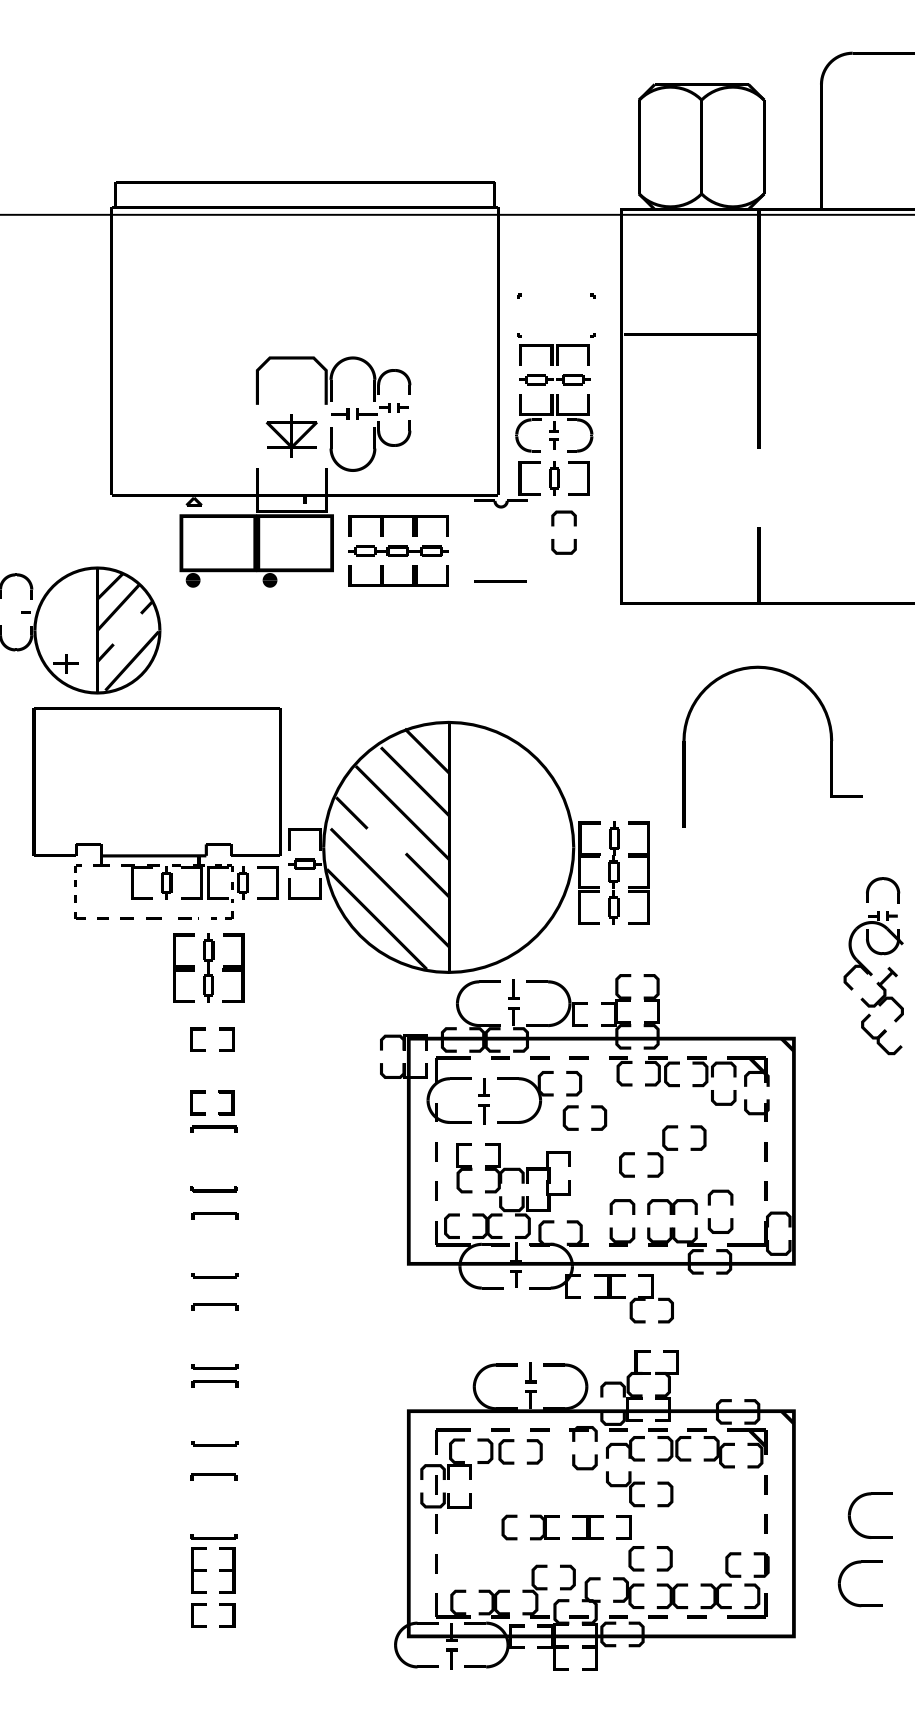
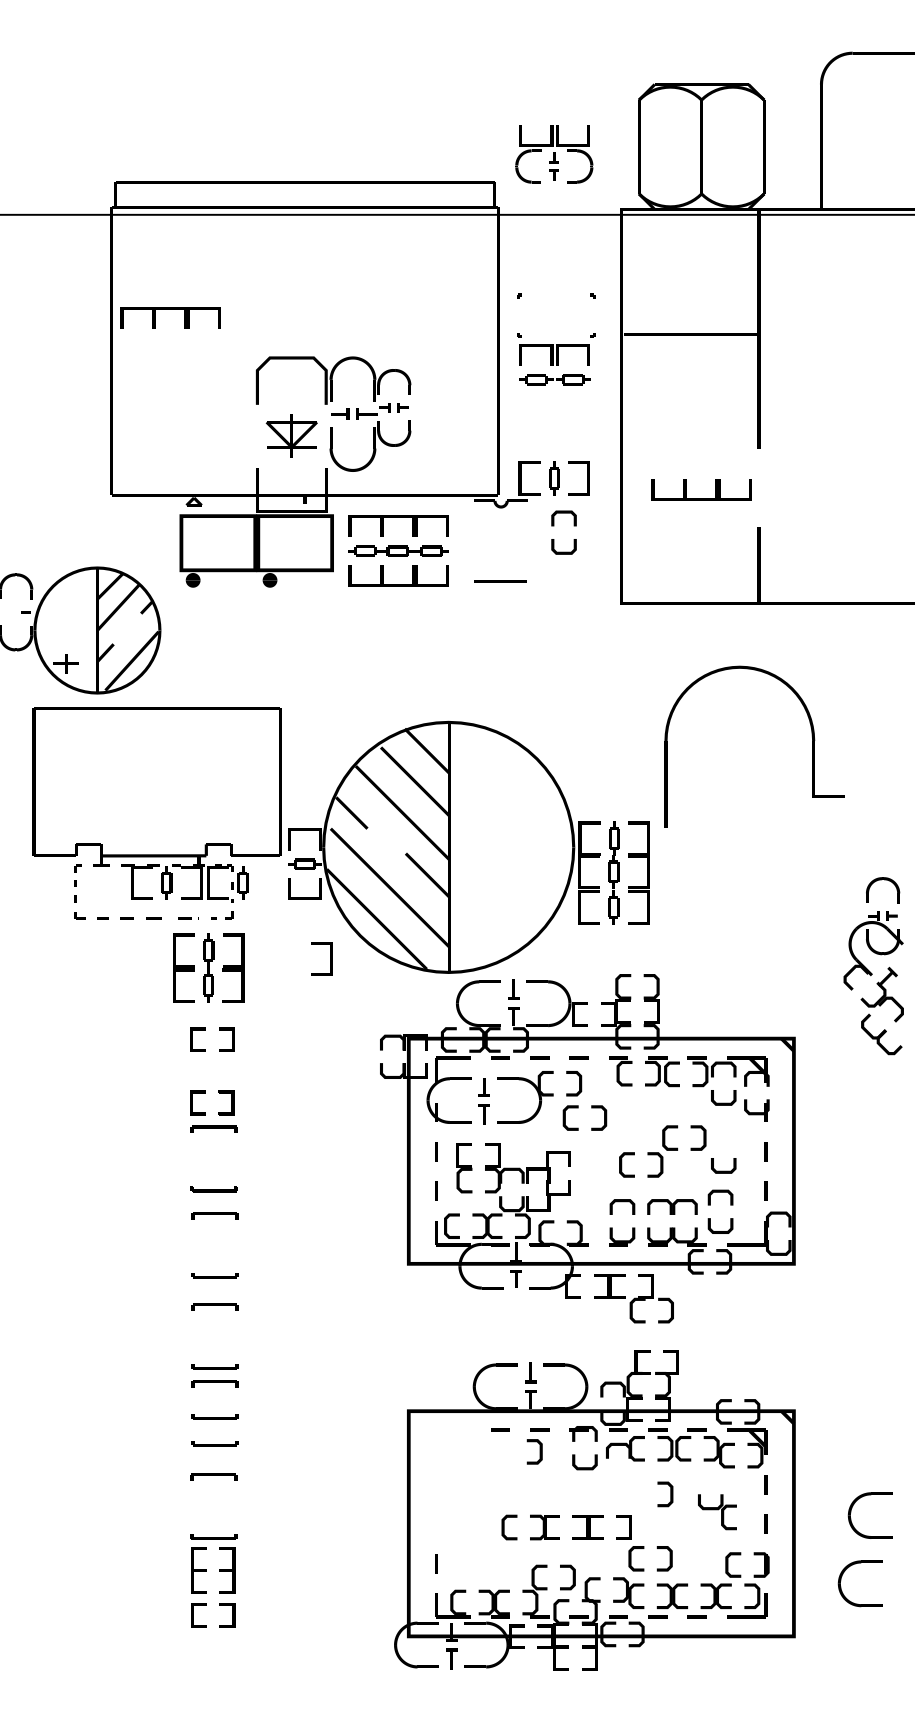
part: none -> present (170, 309)
part position: (554, 423) -> (554, 154) (554, 154)
part: none -> present (701, 498)
part position: (829, 736) -> (811, 736) (811, 736)
part position: (276, 882) -> (330, 958) (330, 958)
curve: none -> present (723, 1170)
part: none -> present (214, 1416)
part: present -> none (467, 1480)
part position: (625, 1489) -> (717, 1512) (717, 1512)
